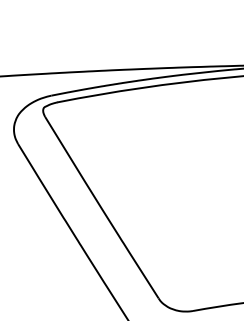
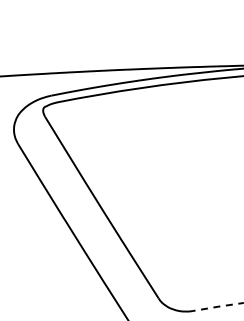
arc: solid -> dashed (218, 306)
